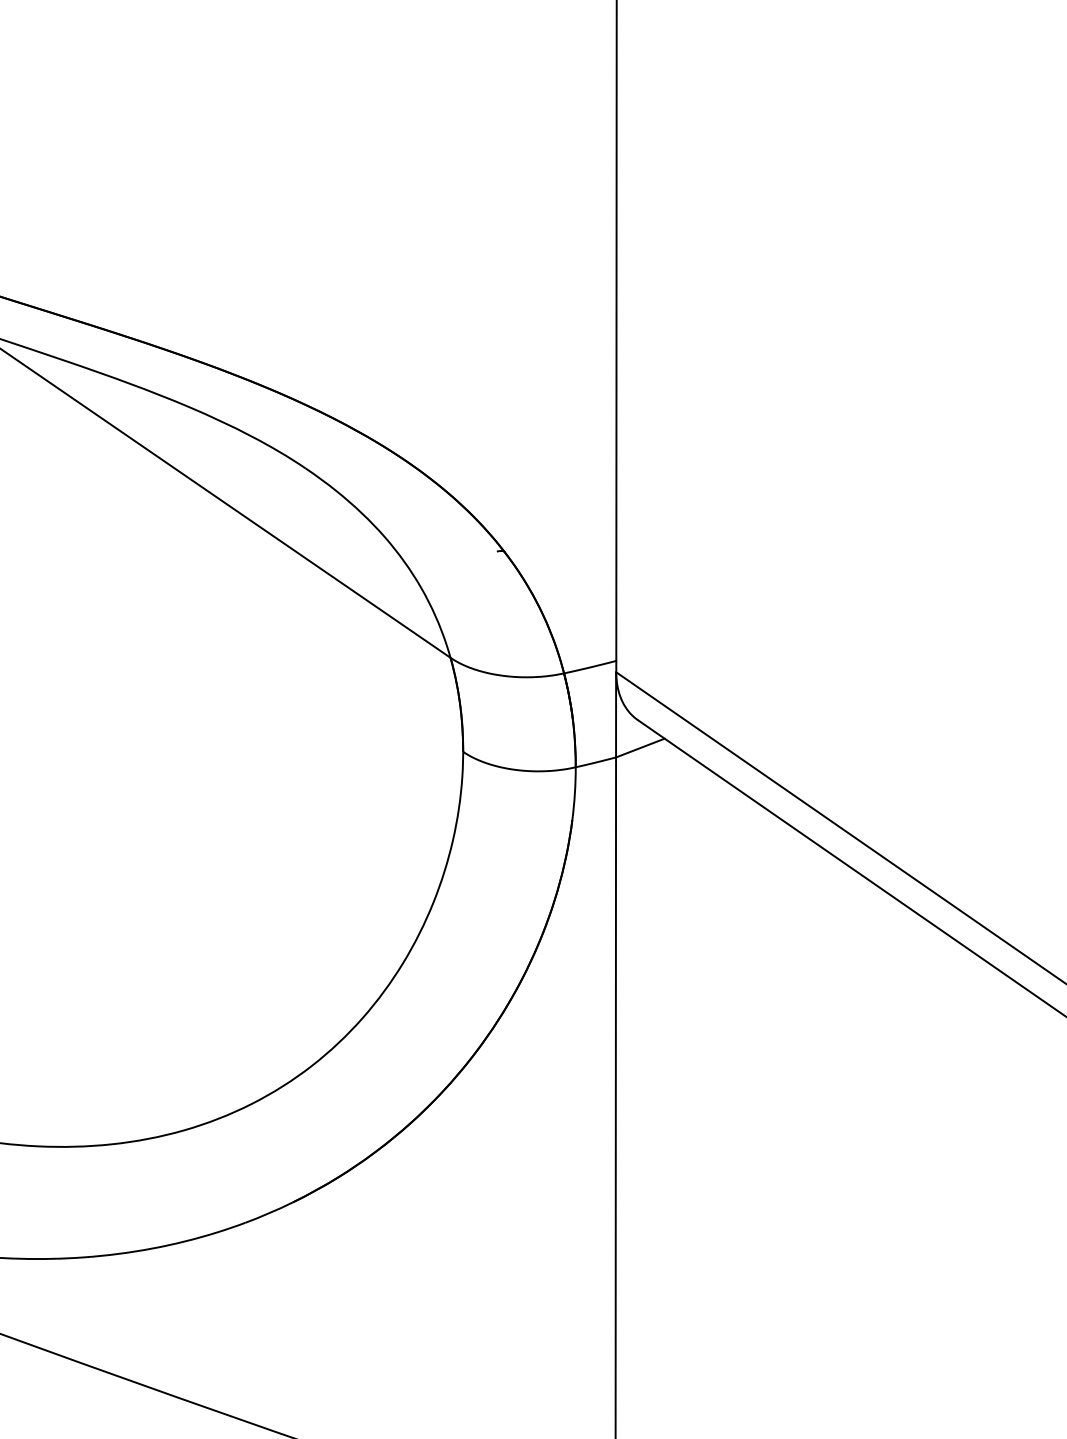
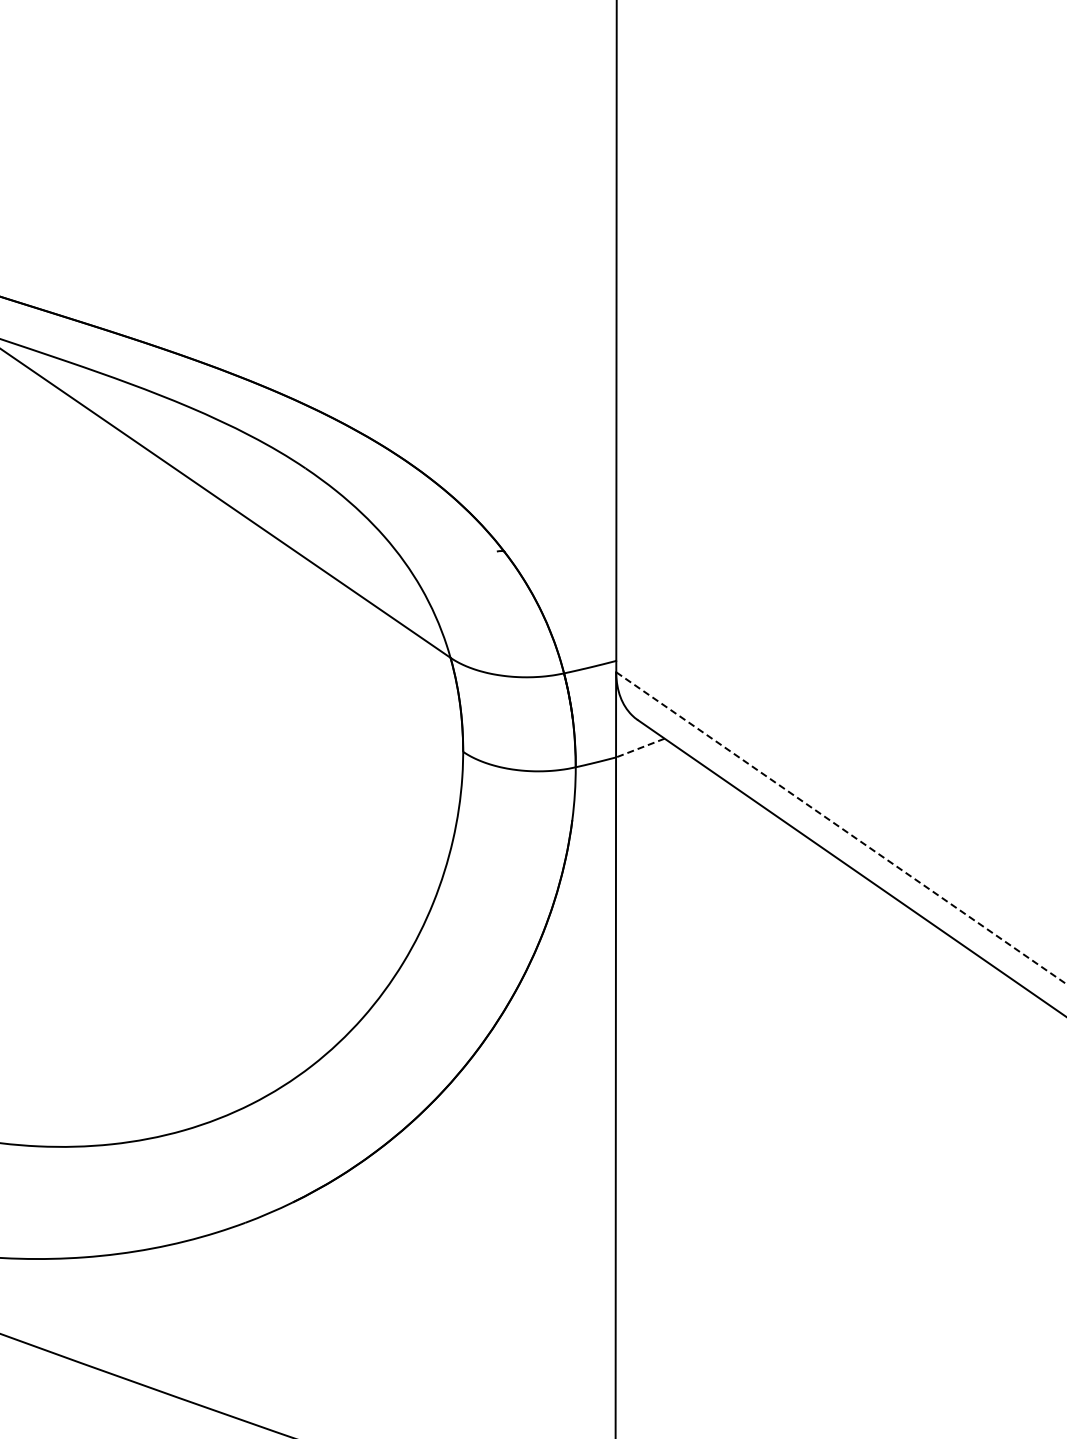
line: solid -> dashed (639, 748)
line: solid -> dashed (841, 828)
